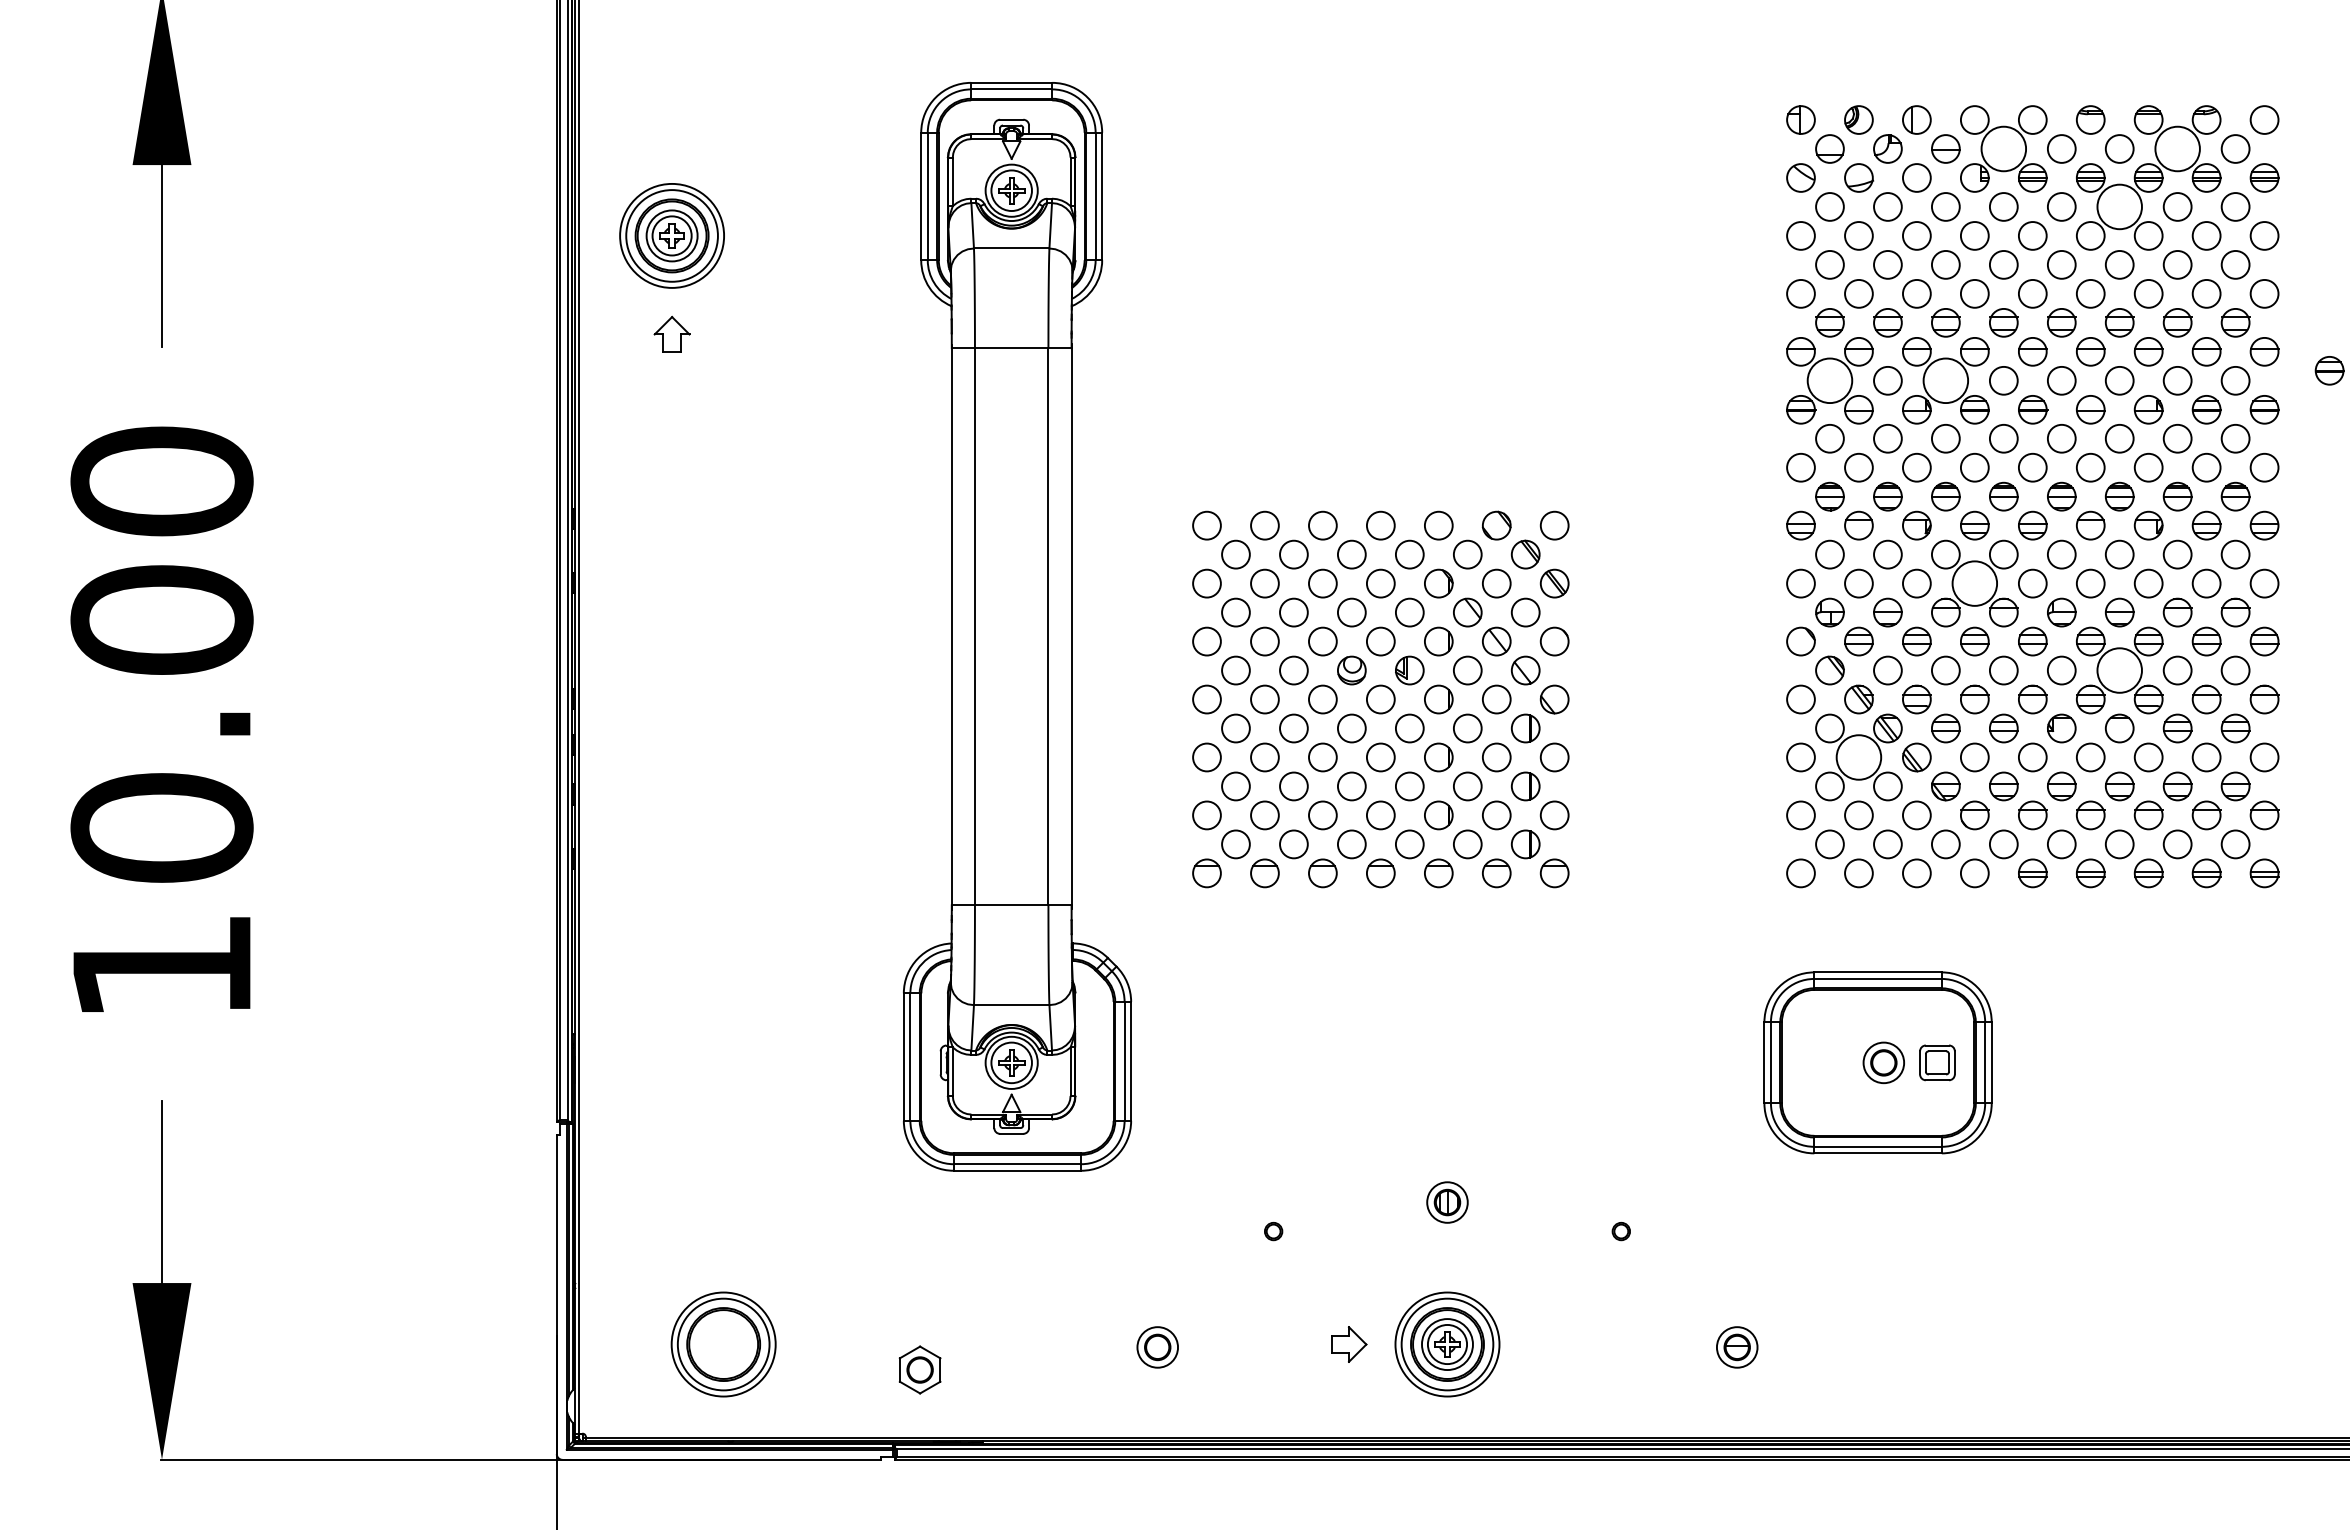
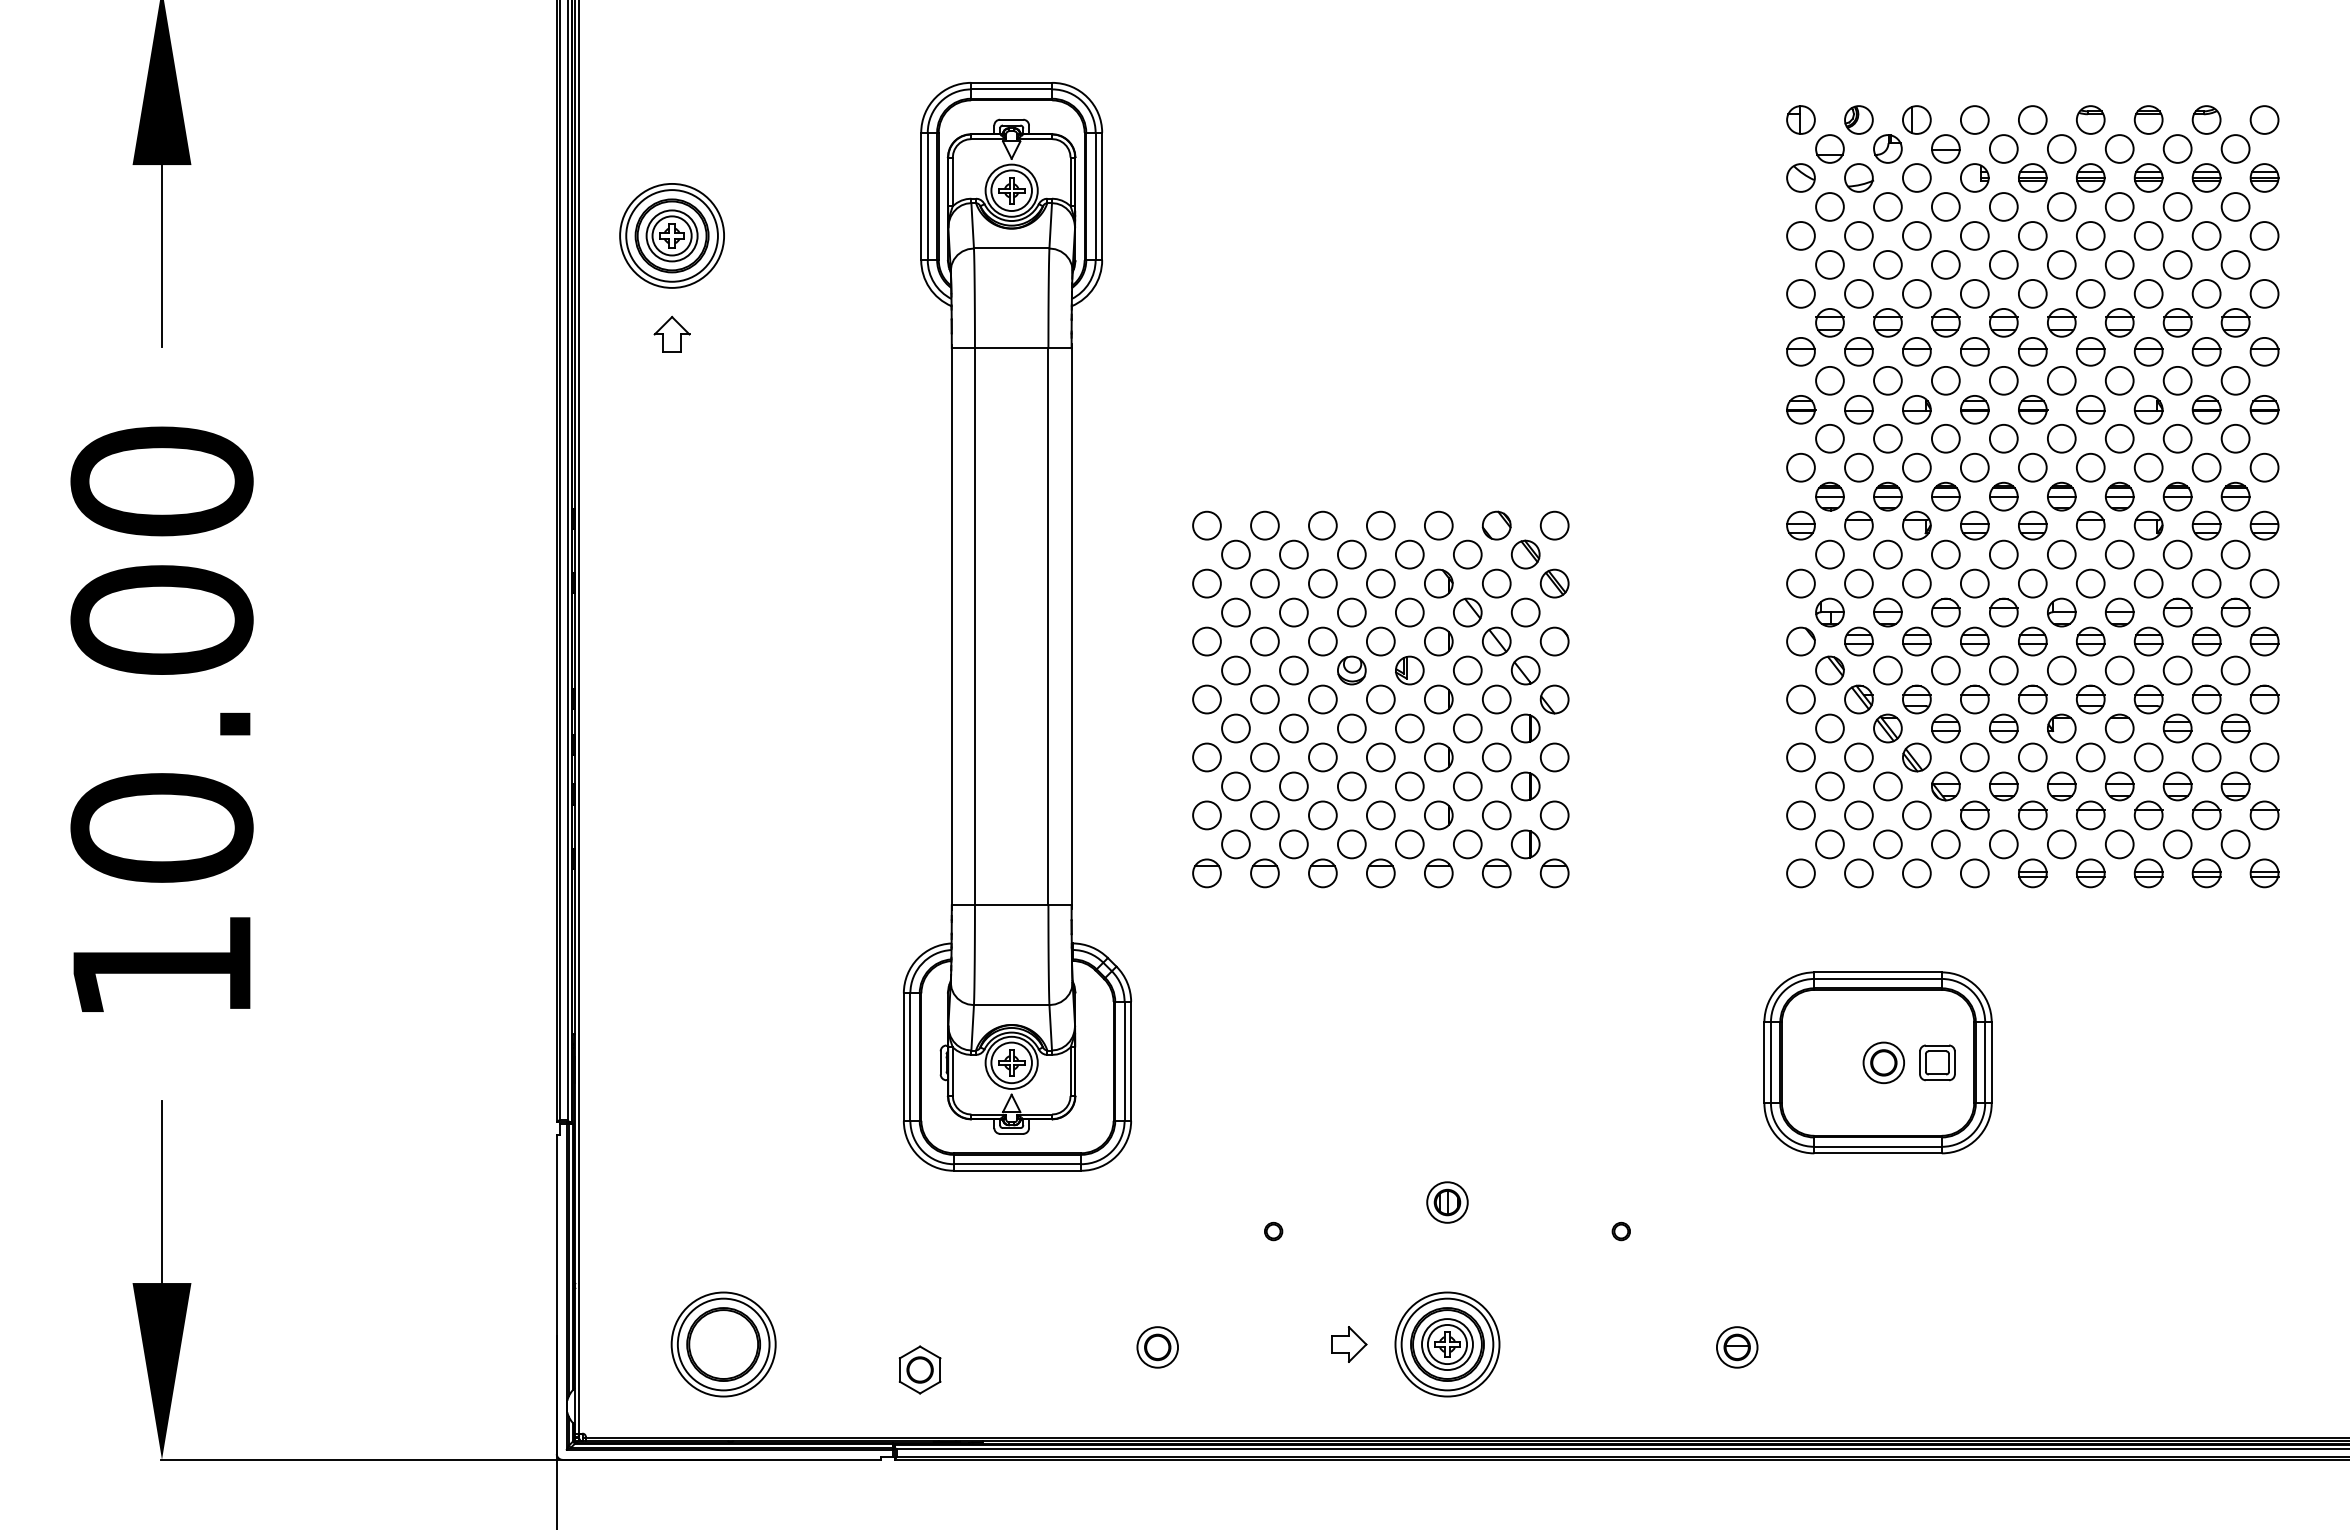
circle diameter: 45 px -> 28 px (2003, 148)
circle diameter: 45 px -> 28 px (2177, 148)
circle diameter: 45 px -> 28 px (2119, 206)
part: present -> none (2329, 370)
circle diameter: 45 px -> 28 px (1829, 380)
circle diameter: 45 px -> 28 px (1945, 380)
circle diameter: 45 px -> 28 px (1974, 583)
circle diameter: 45 px -> 28 px (2119, 670)
circle diameter: 45 px -> 28 px (1858, 757)
